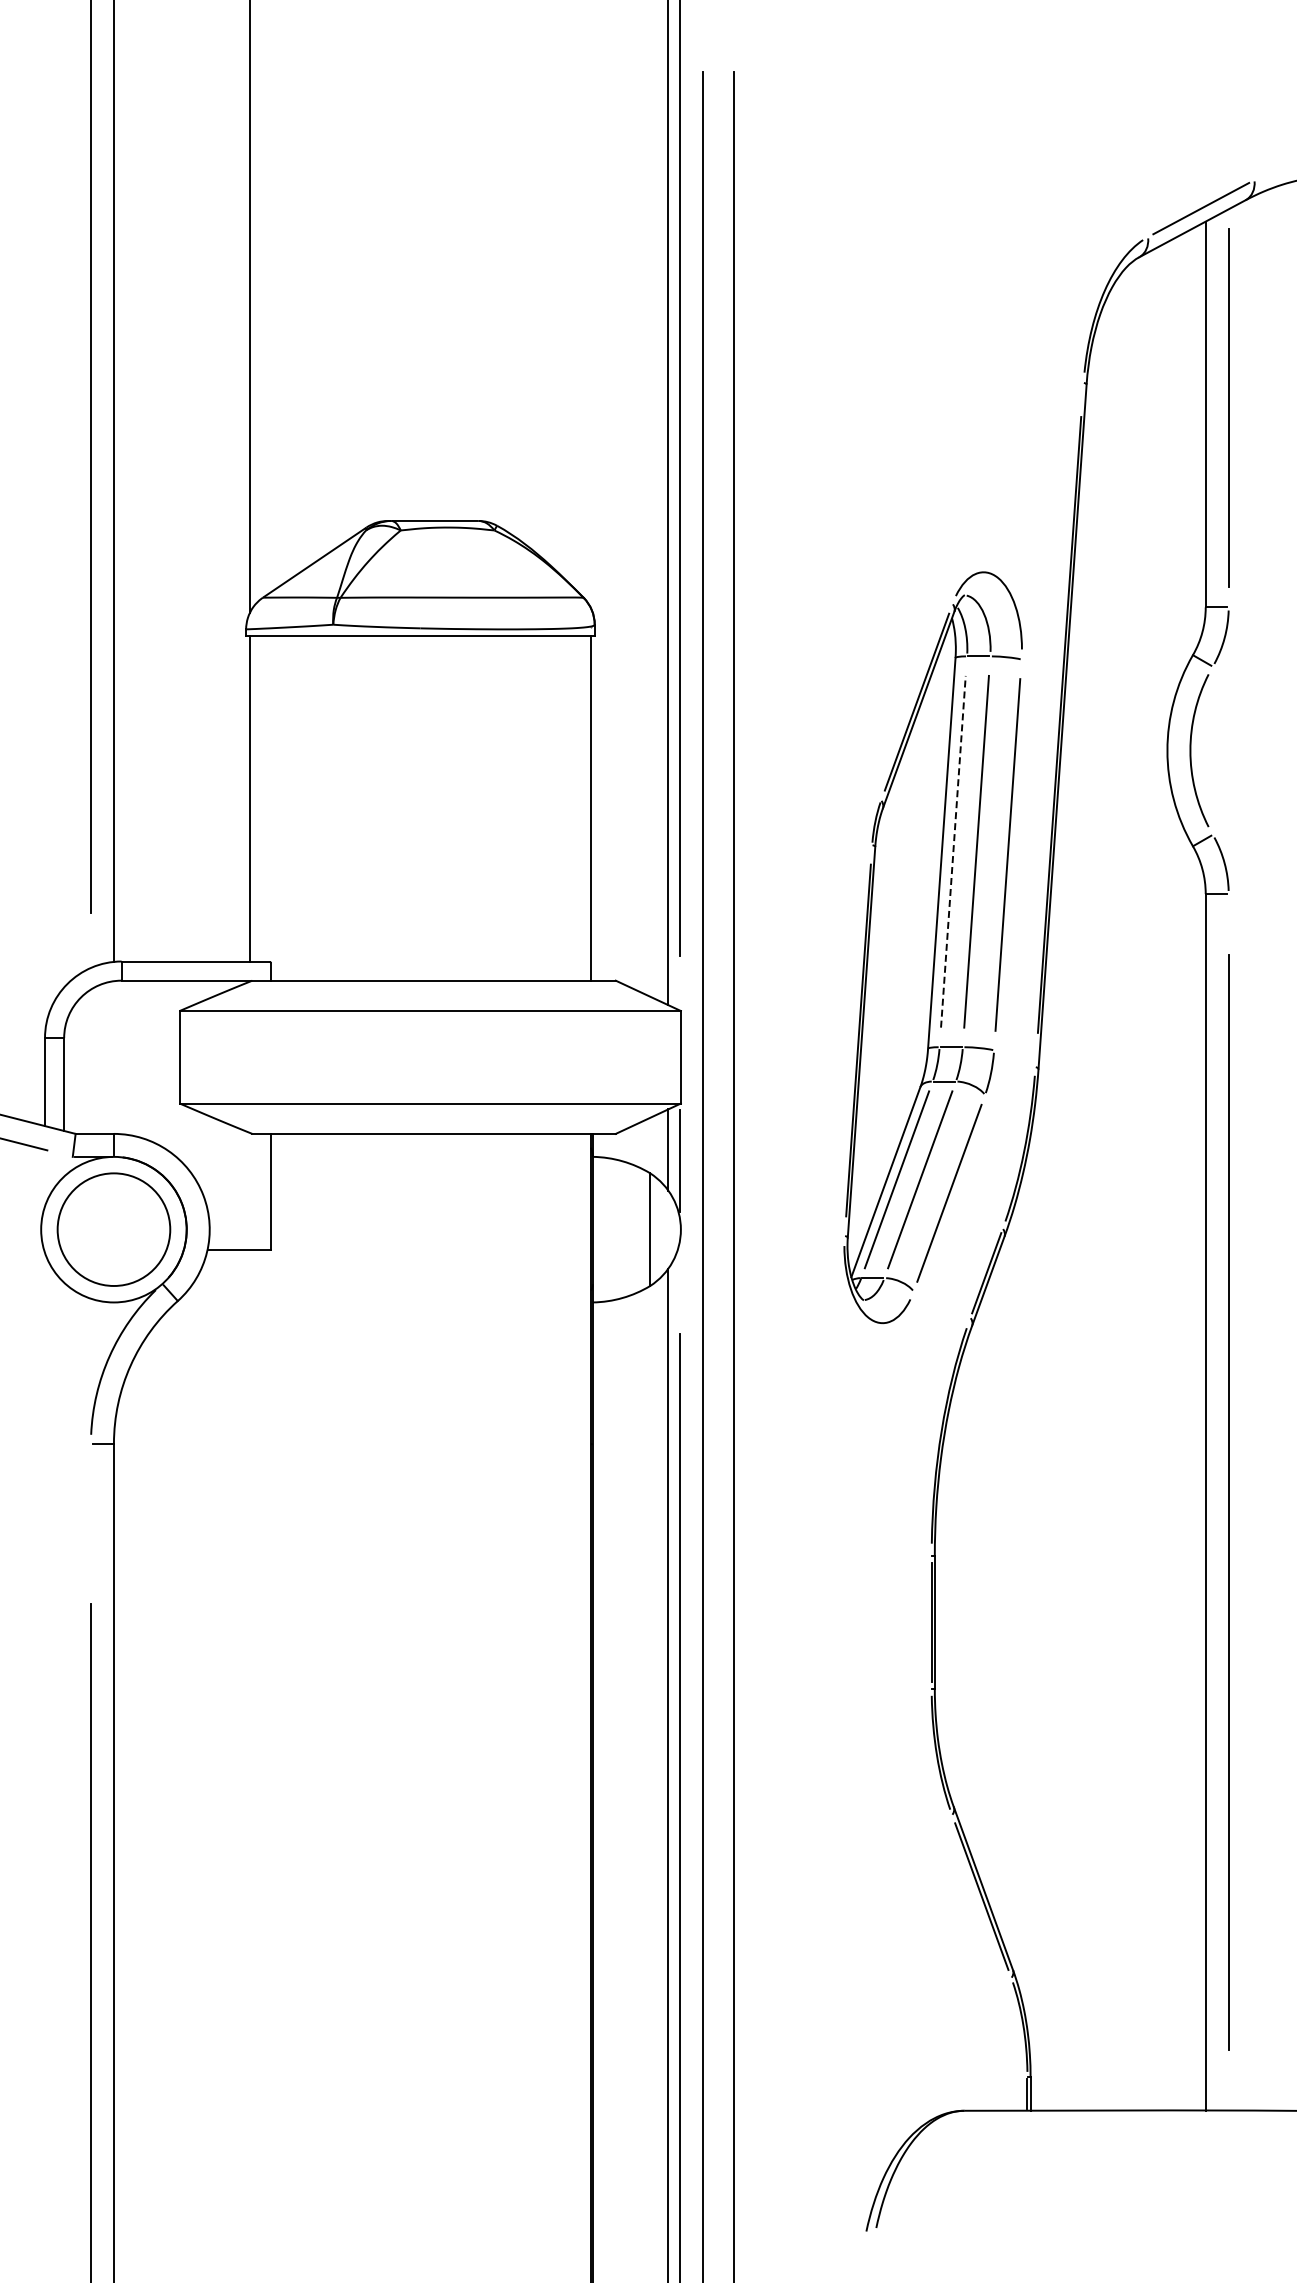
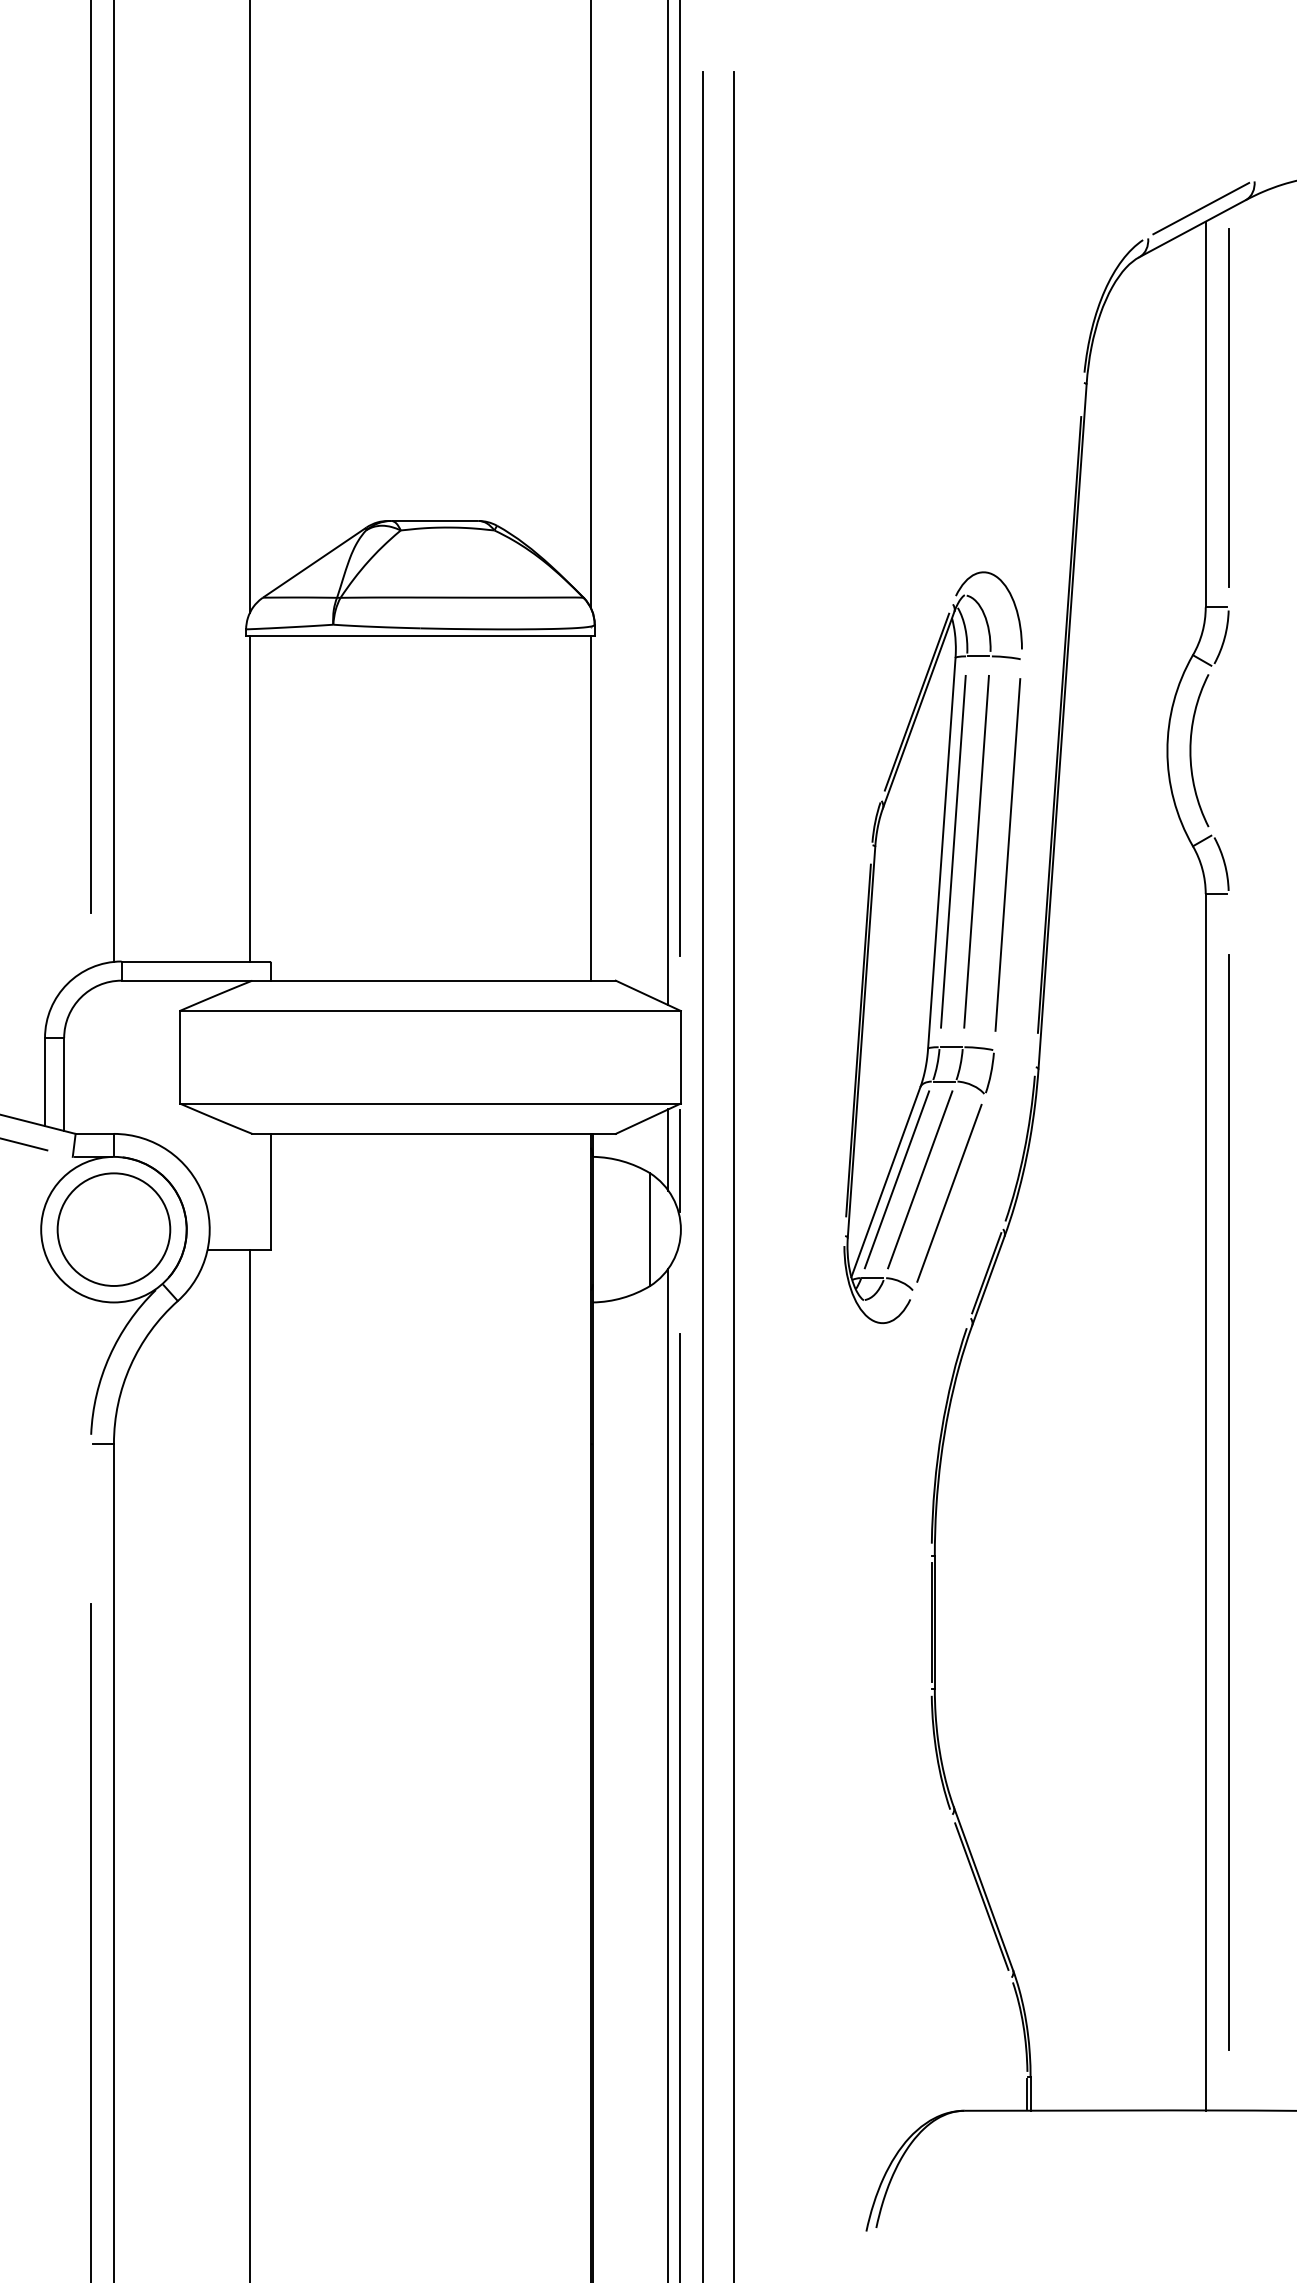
line: none -> present (590, 305)
line: dashed -> solid (953, 851)
line: none -> present (249, 1764)
